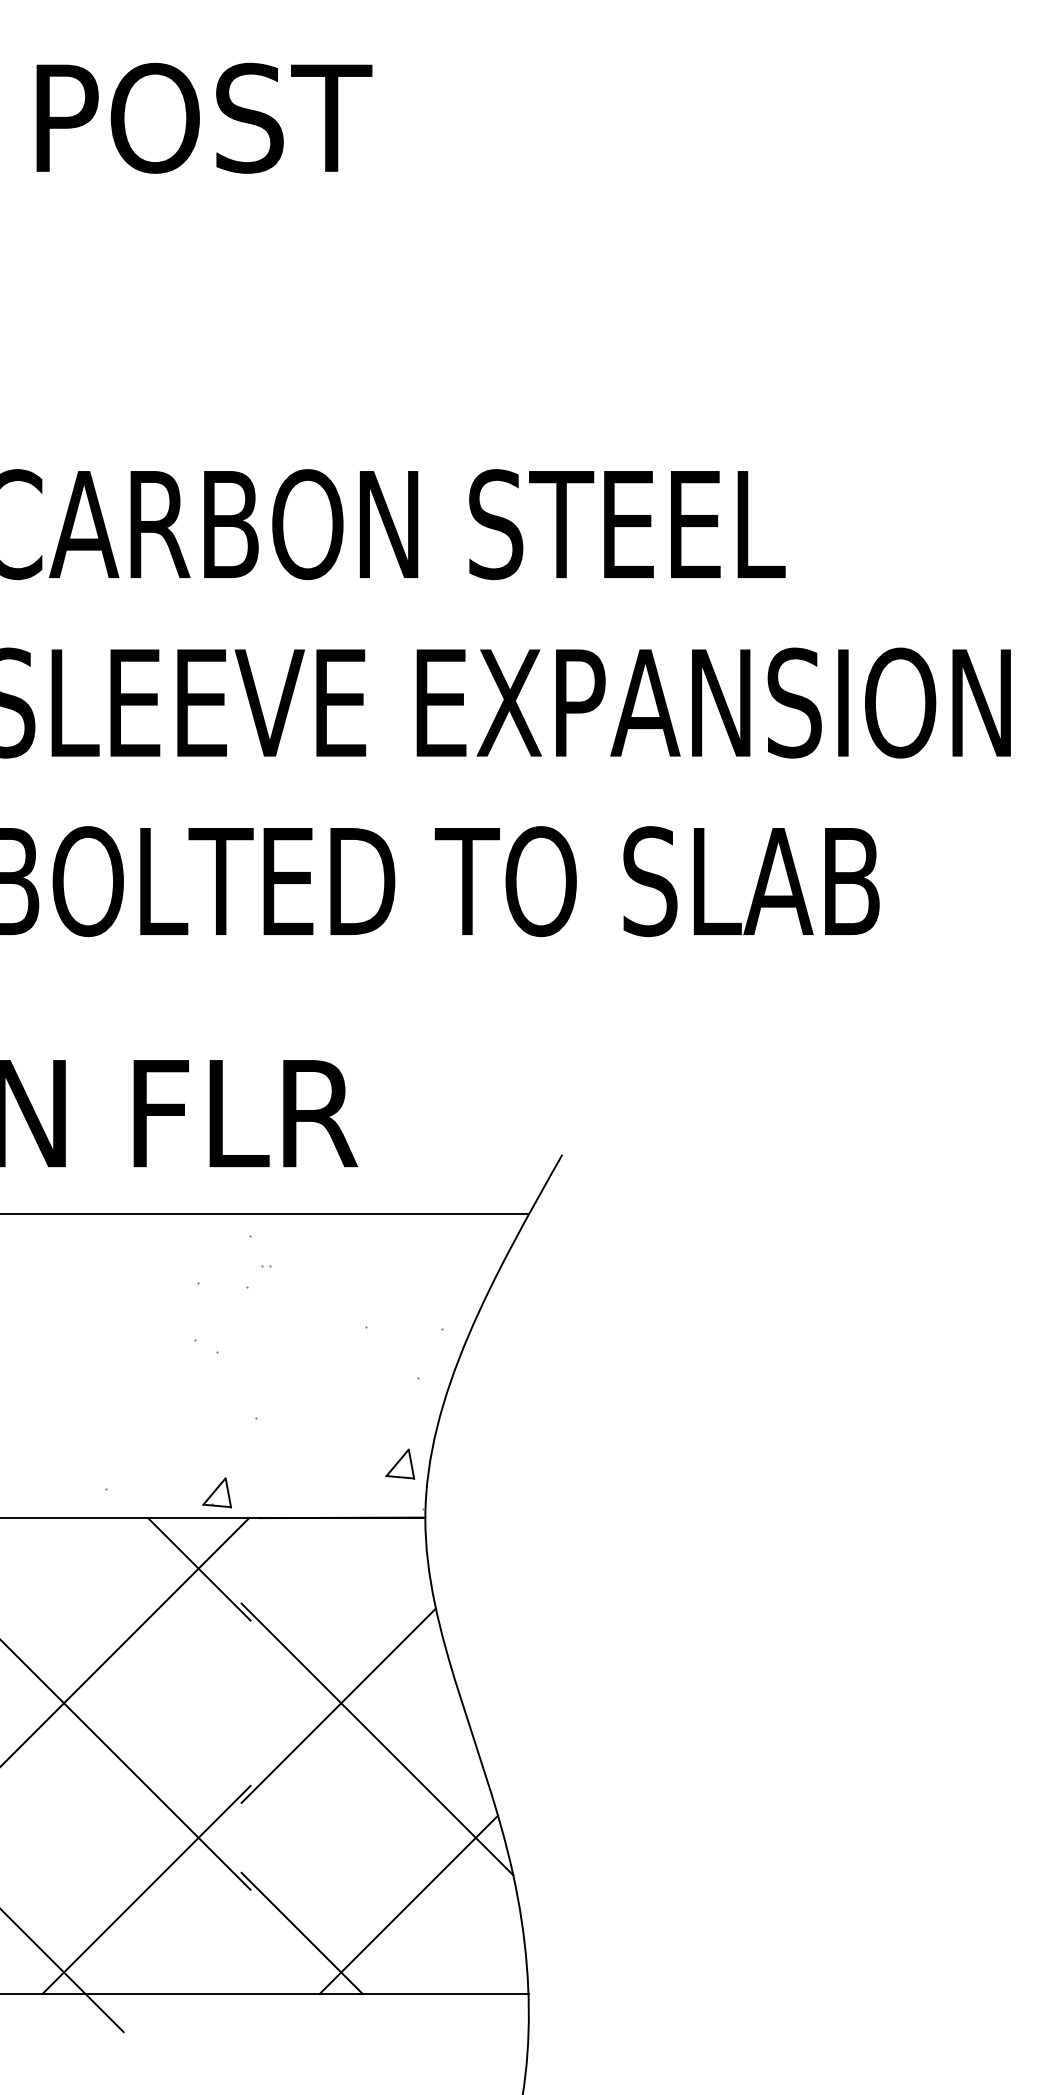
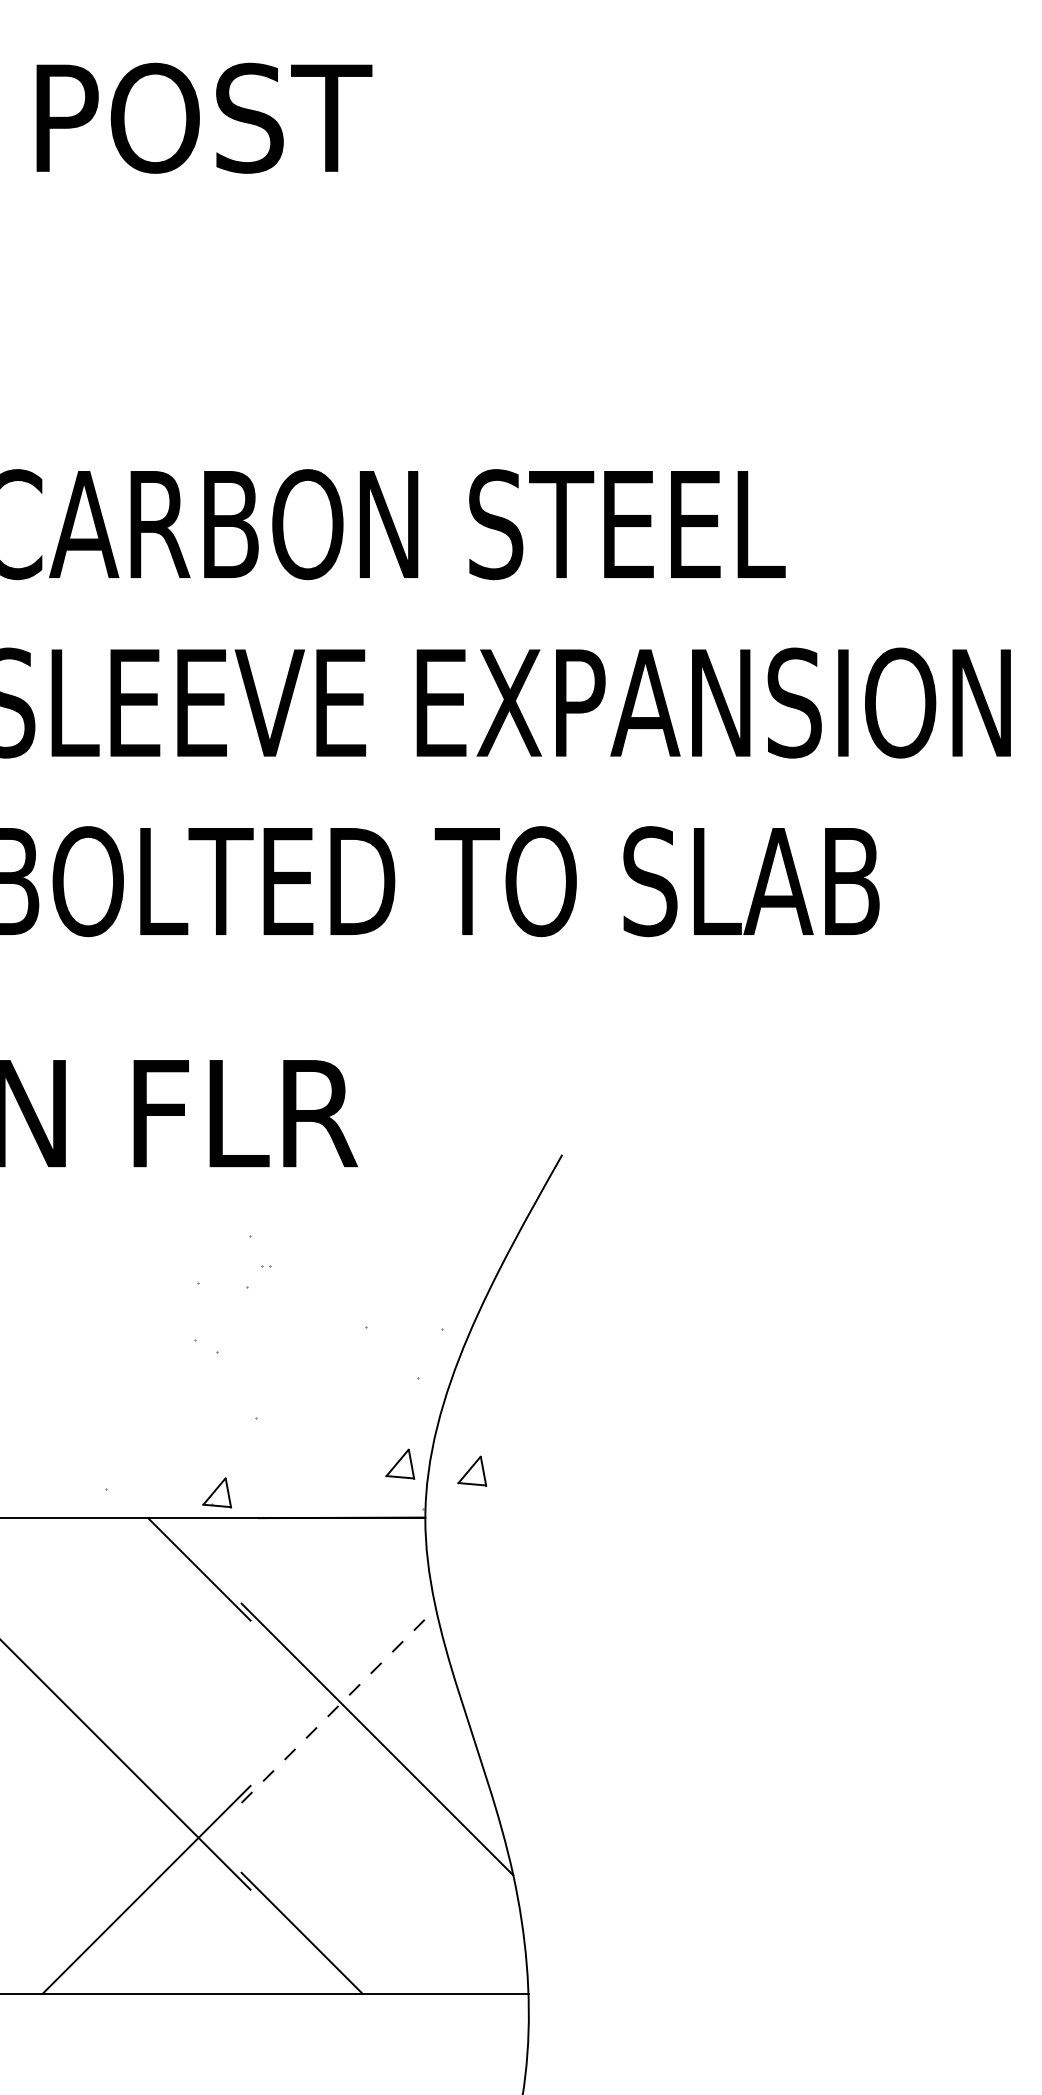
line: present -> none (265, 1213)
part: none -> present (472, 1470)
line: present -> none (125, 1641)
line: solid -> dashed (339, 1705)
line: present -> none (408, 1904)
line: present -> none (62, 1971)
